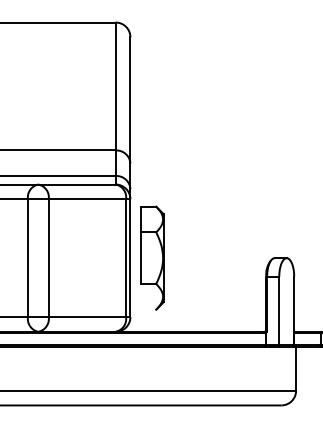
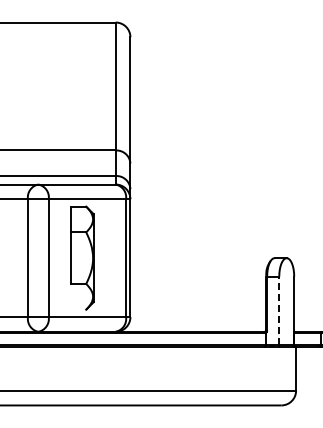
part position: (152, 257) -> (82, 257) (82, 257)
line: solid -> dashed (279, 310)
